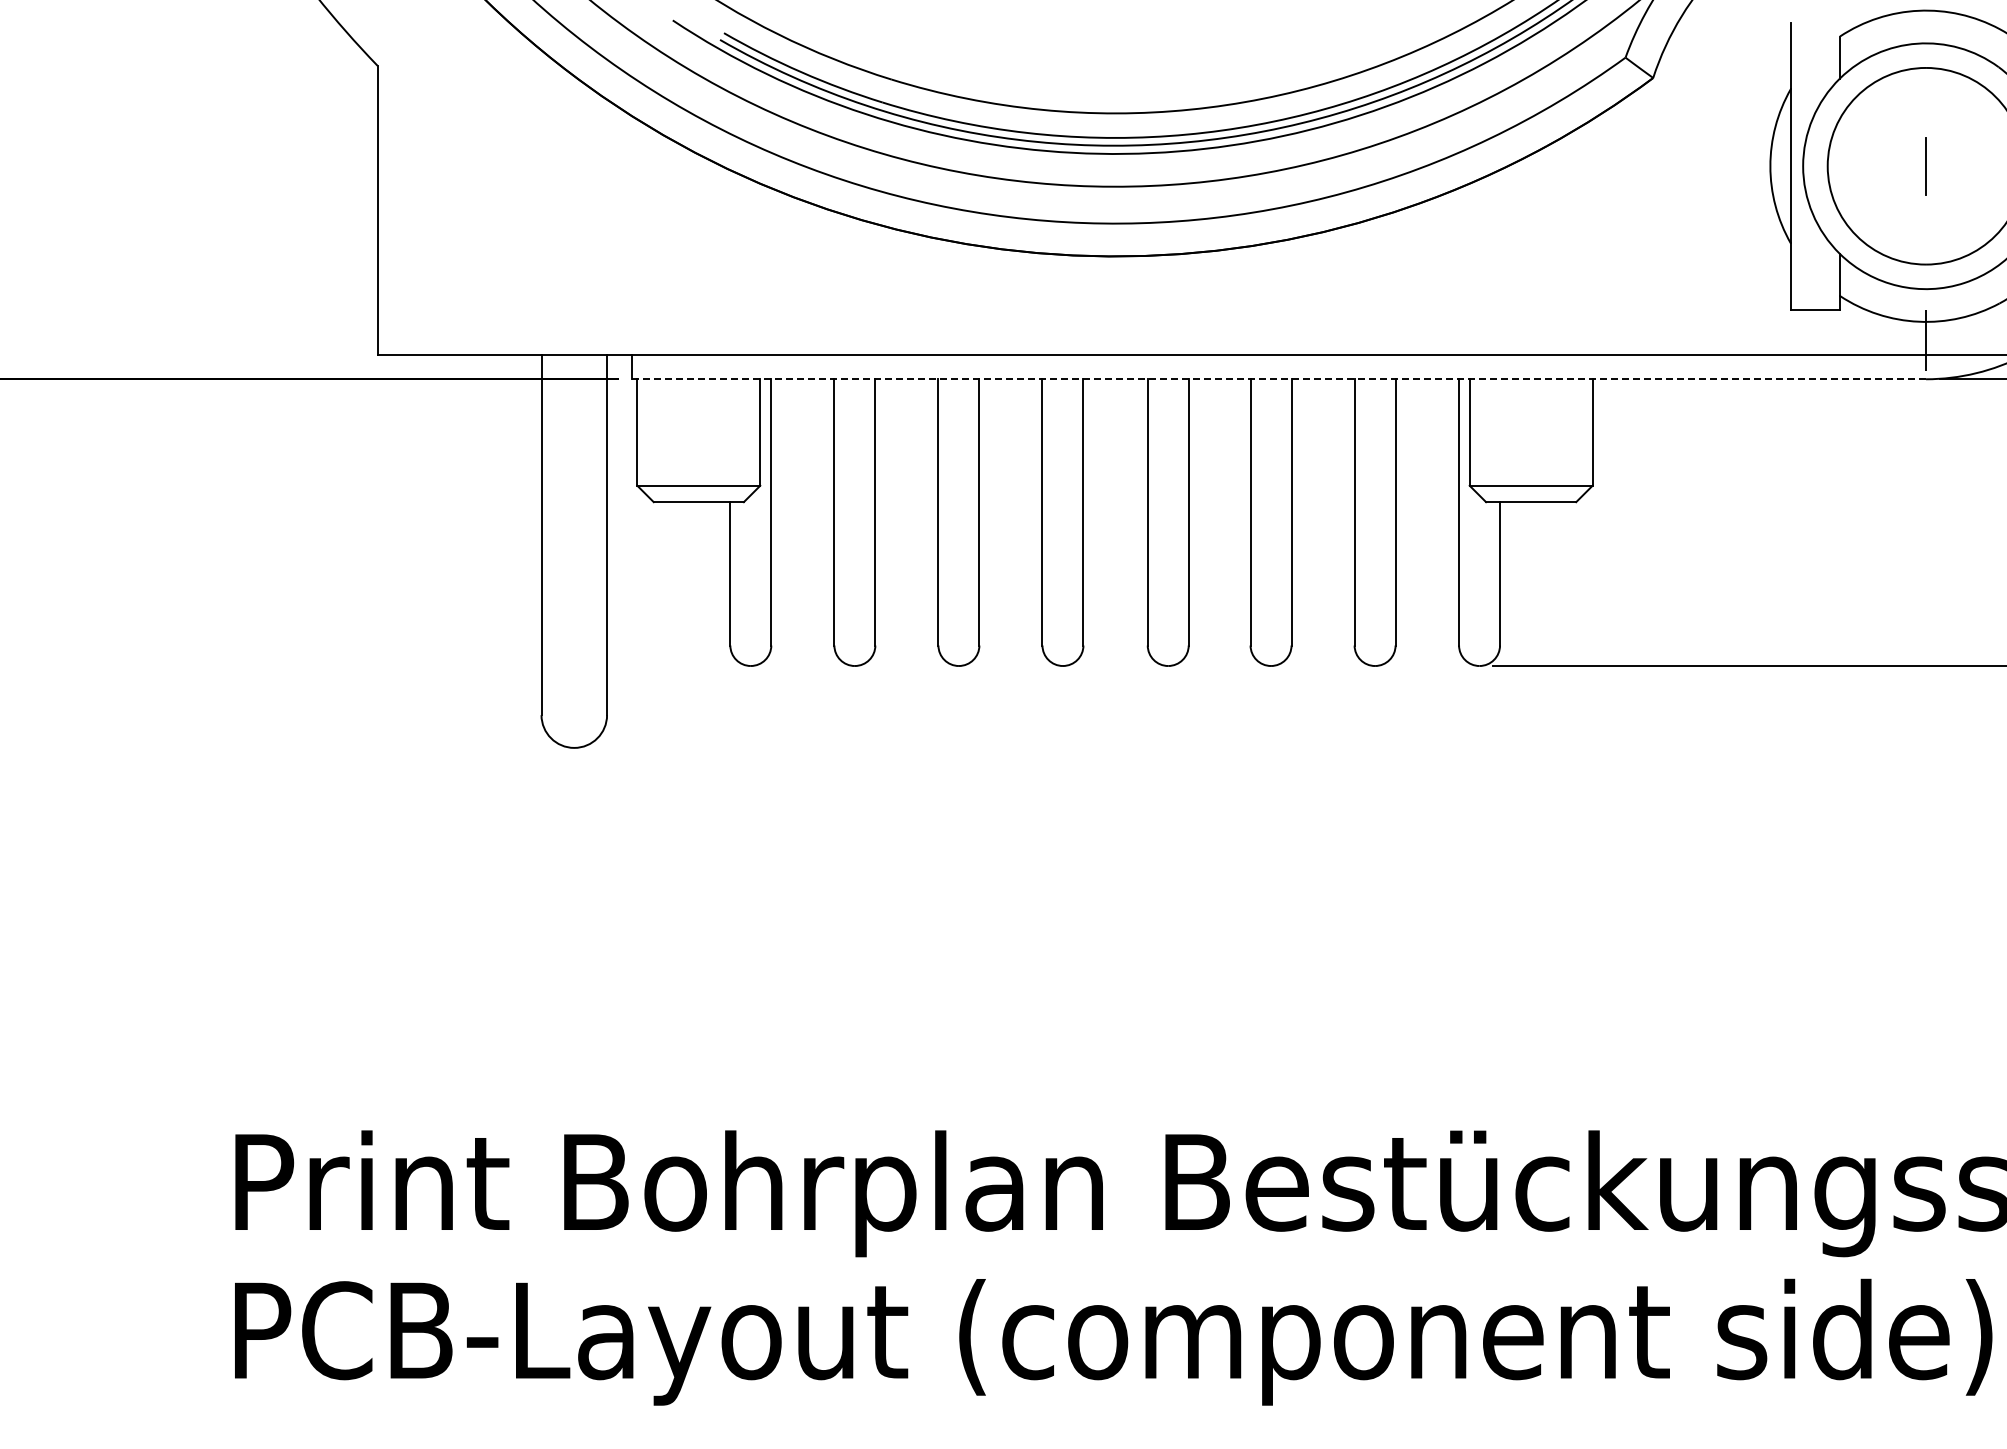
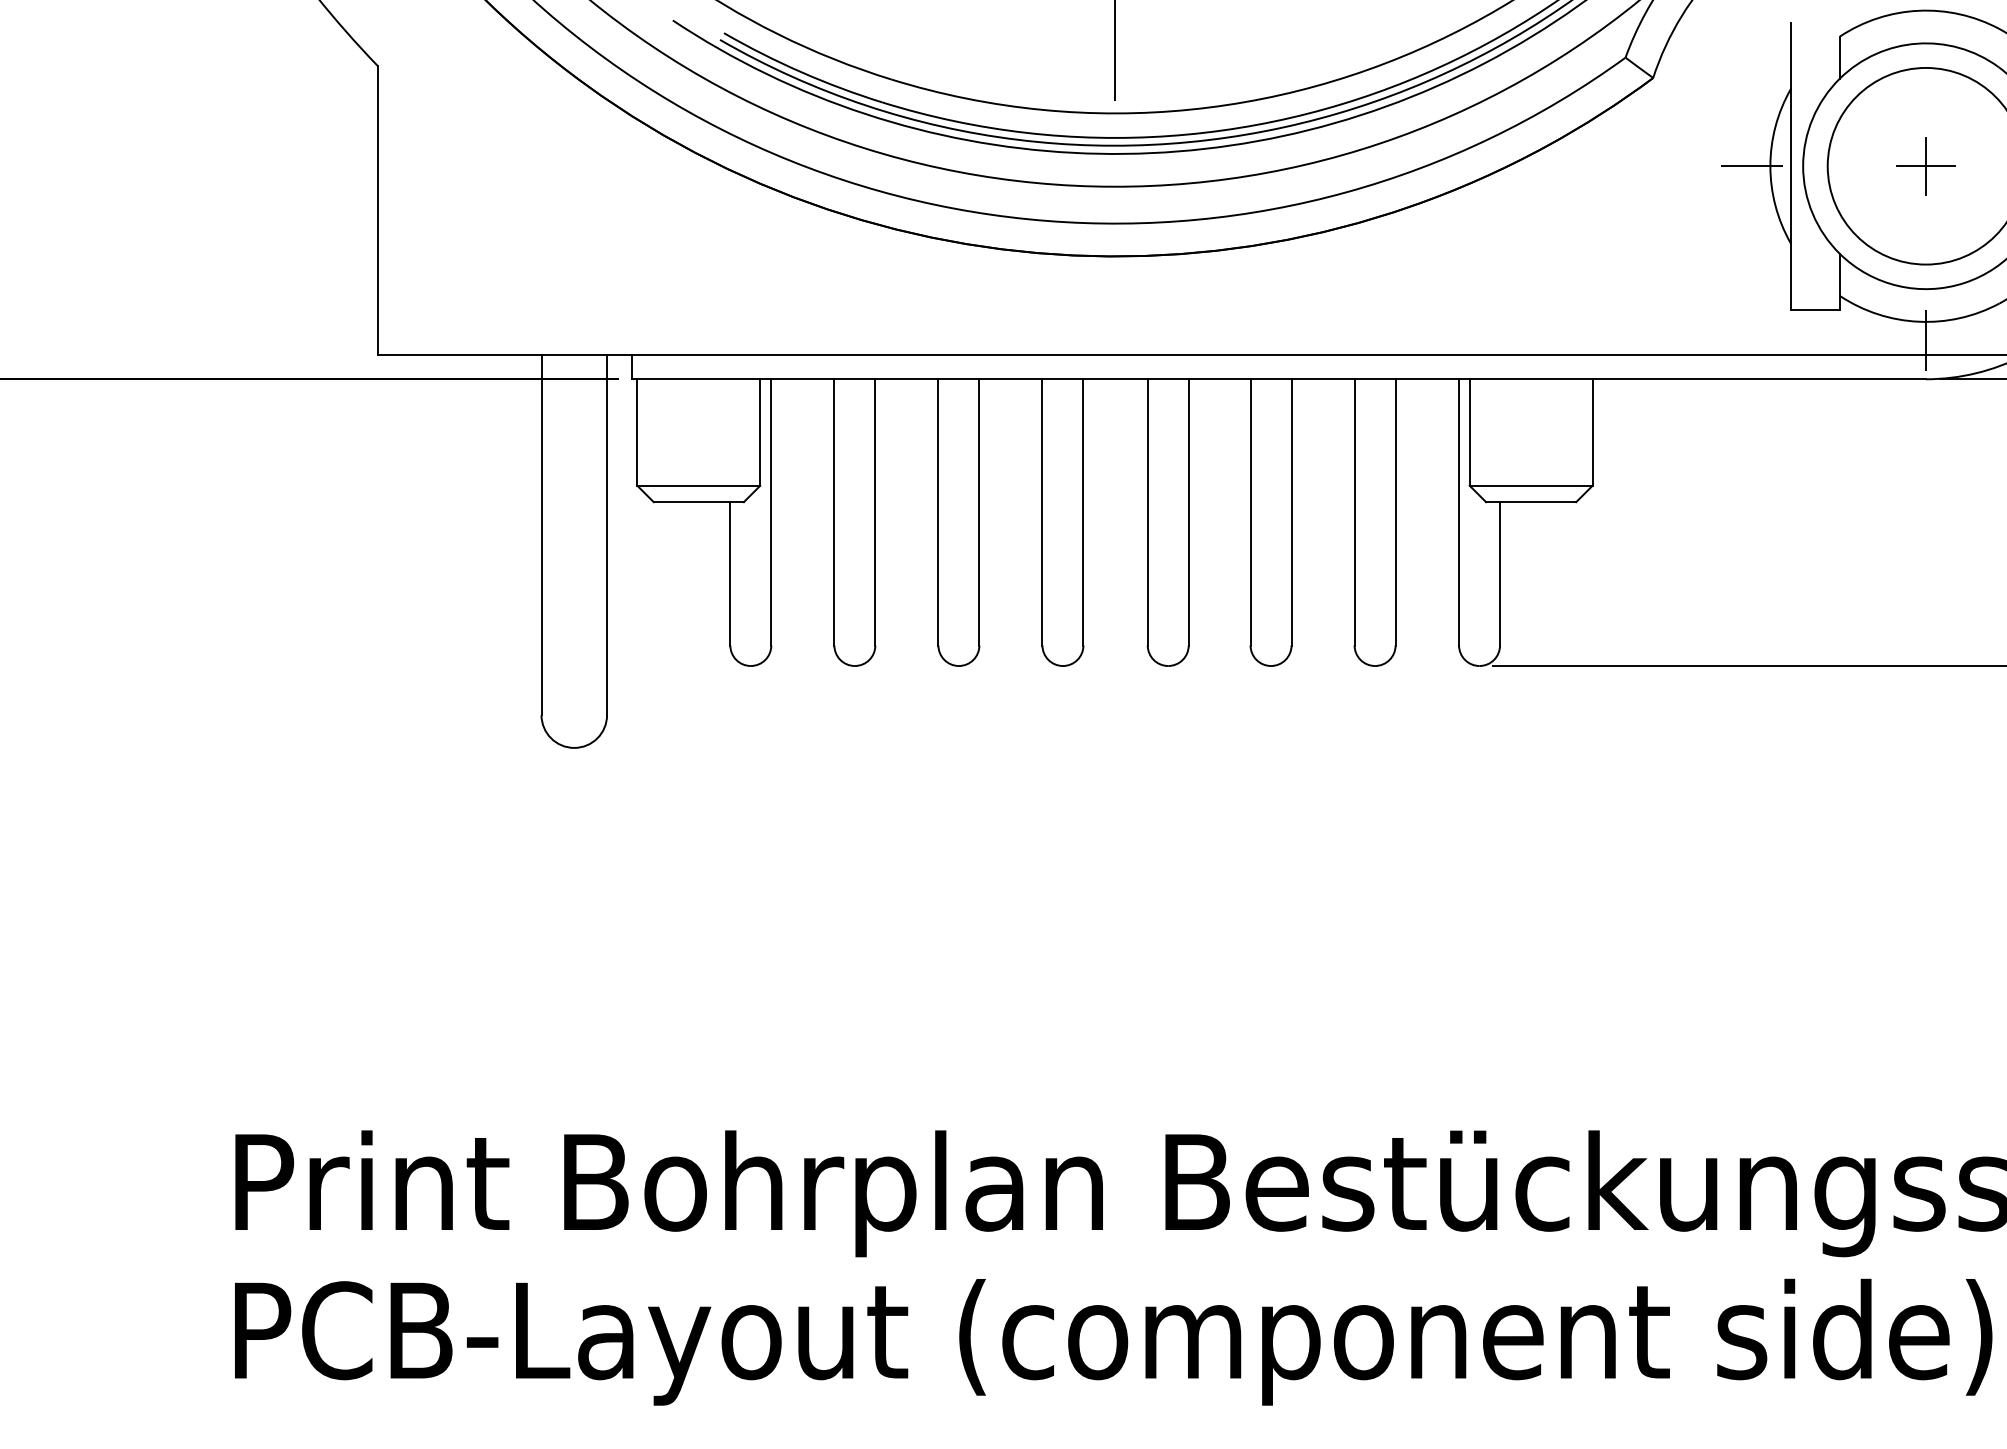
line: none -> present (1114, 51)
line: none -> present (1751, 166)
line: none -> present (1925, 166)
line: dashed -> solid (1279, 379)
